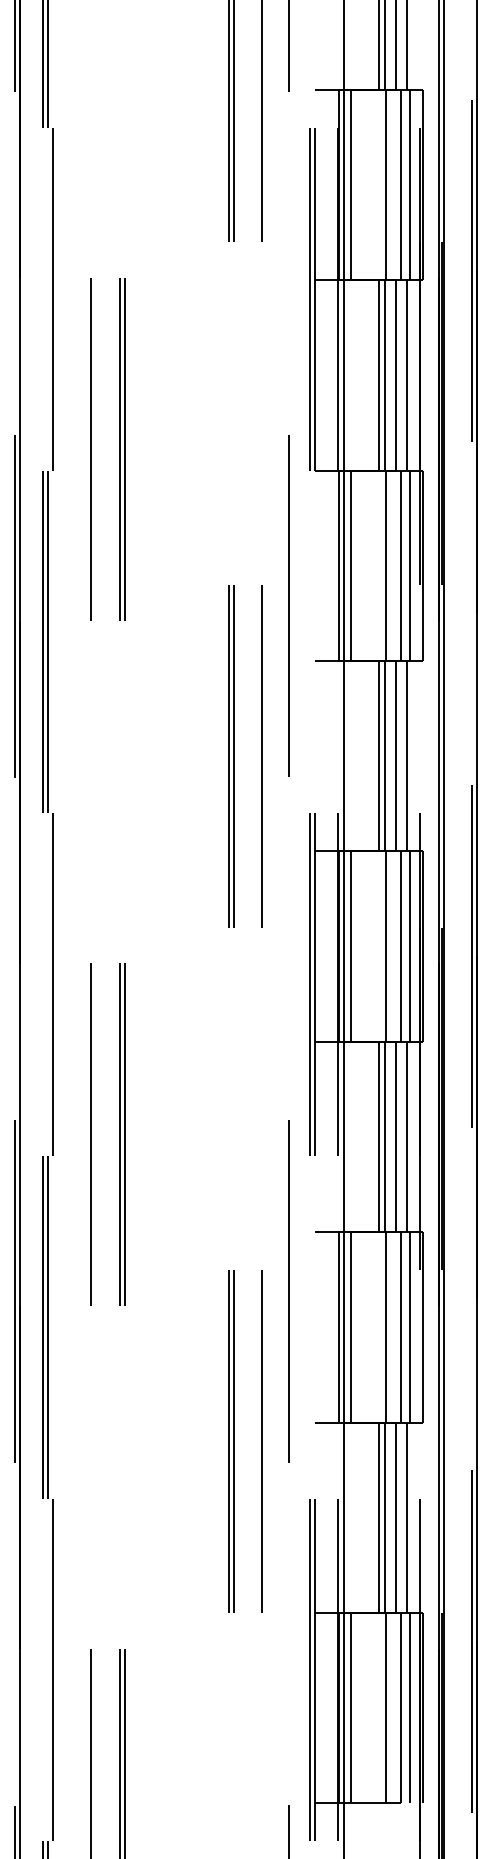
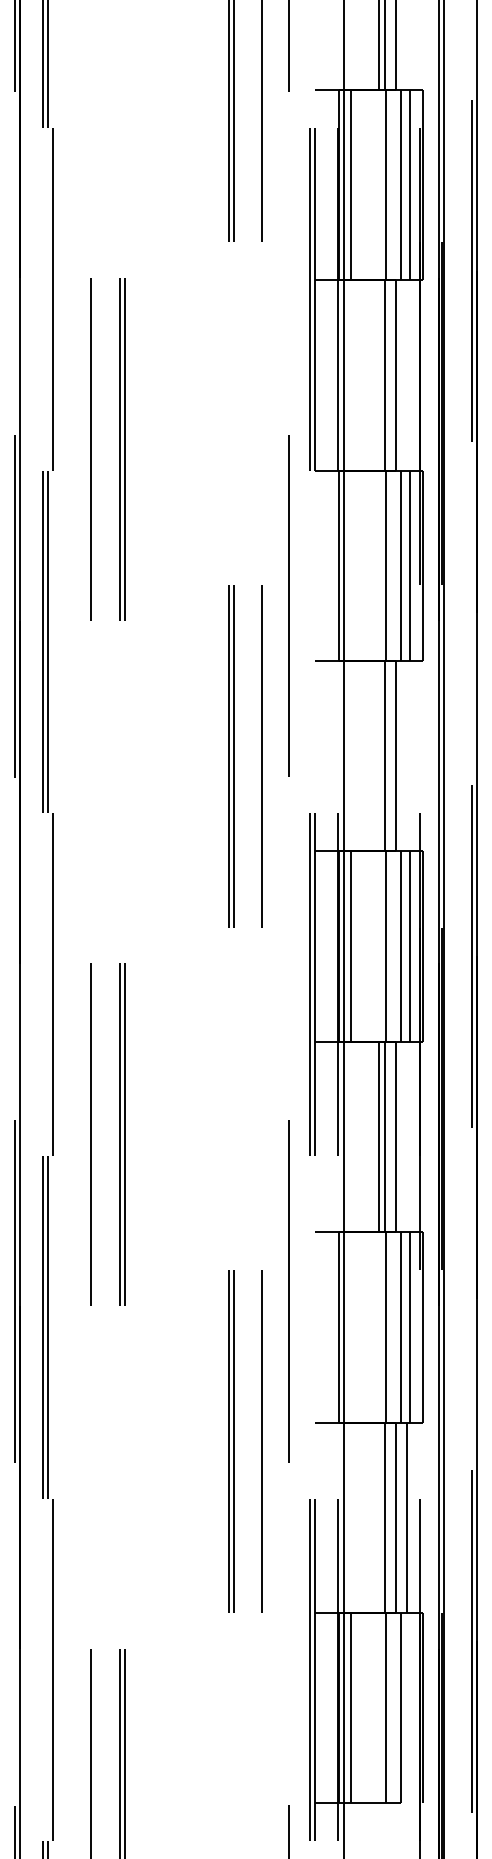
line: present -> none (406, 46)
line: present -> none (379, 375)
line: present -> none (406, 375)
line: present -> none (350, 565)
line: present -> none (379, 756)
line: present -> none (406, 756)
line: present -> none (406, 1136)
line: present -> none (350, 1327)
line: present -> none (379, 1517)
line: present -> none (409, 1707)
